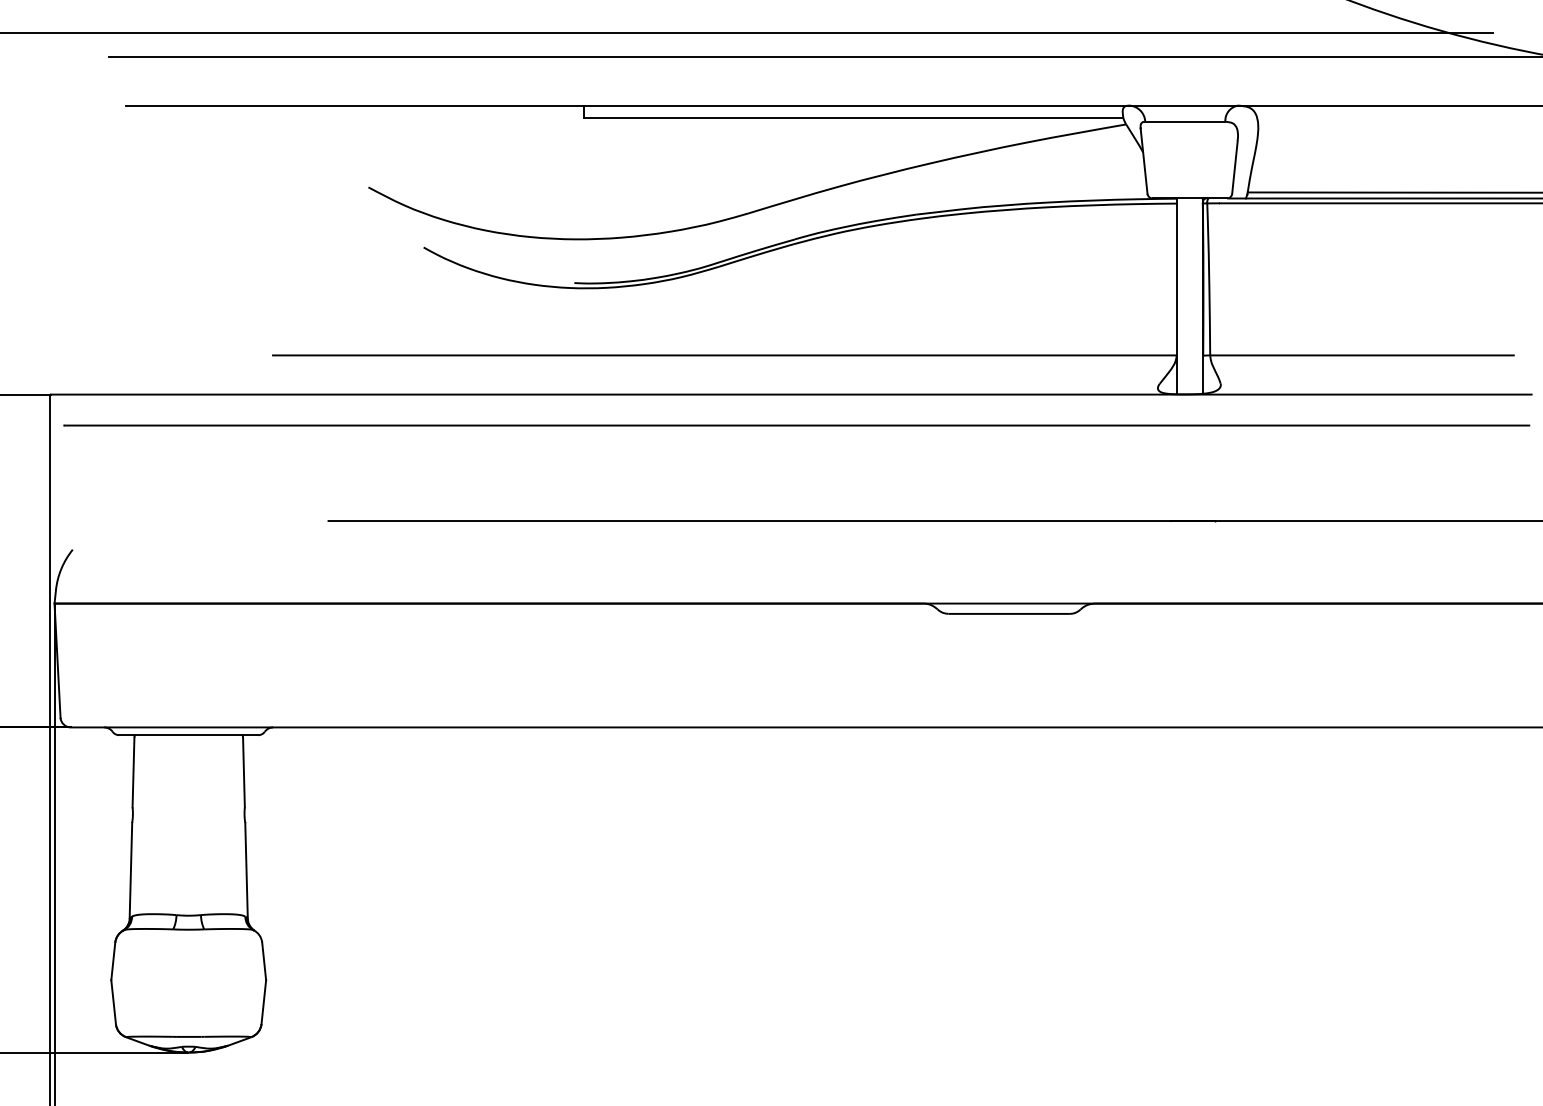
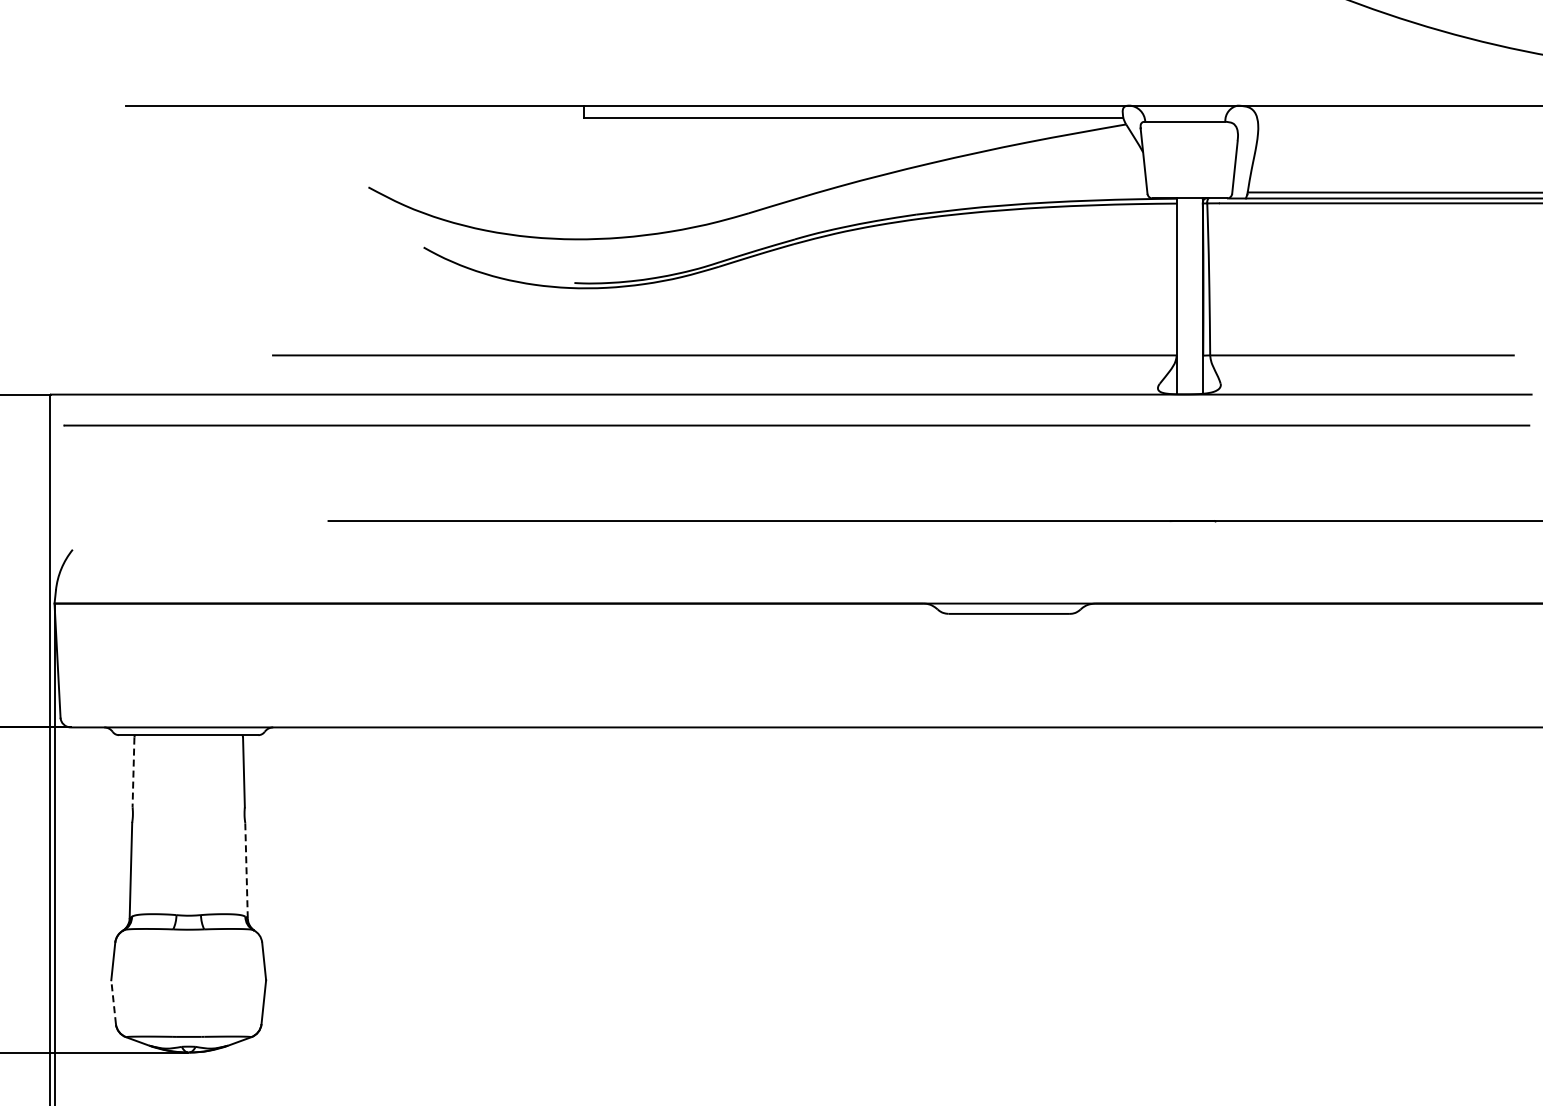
line: present -> none (747, 33)
line: present -> none (823, 56)
line: solid -> dashed (133, 772)
line: solid -> dashed (246, 870)
line: solid -> dashed (113, 1001)
